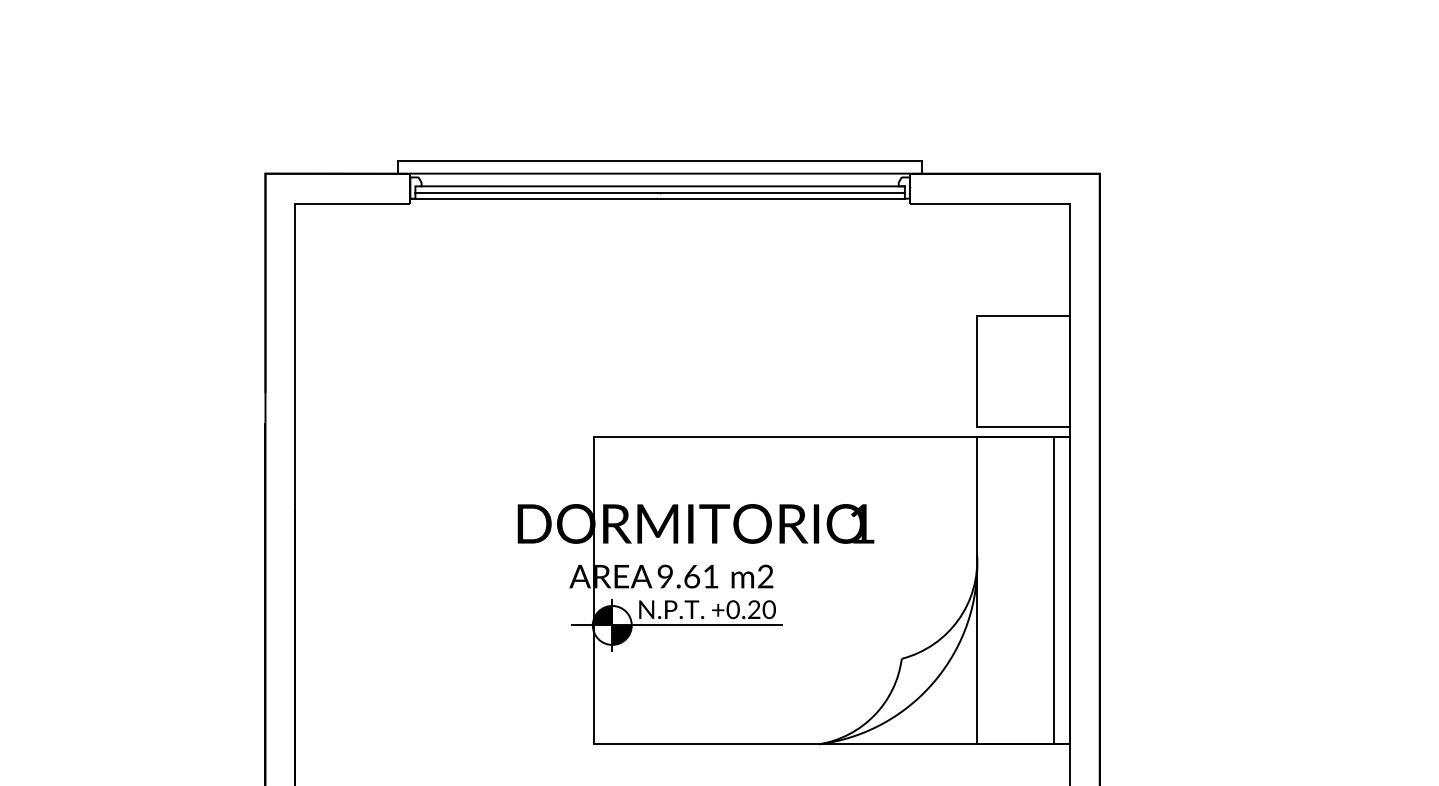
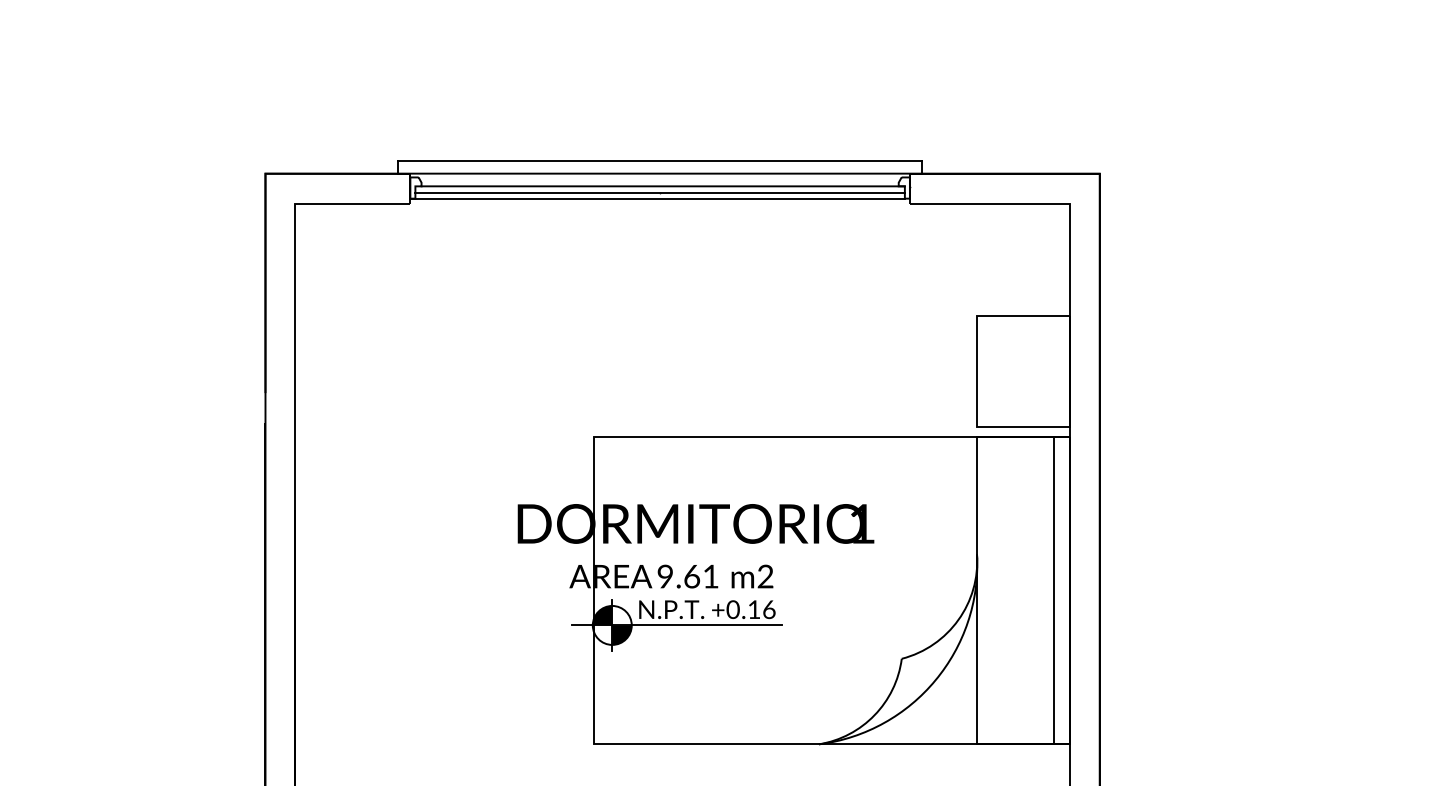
text: +0.20 -> +0.16 (761, 609)
